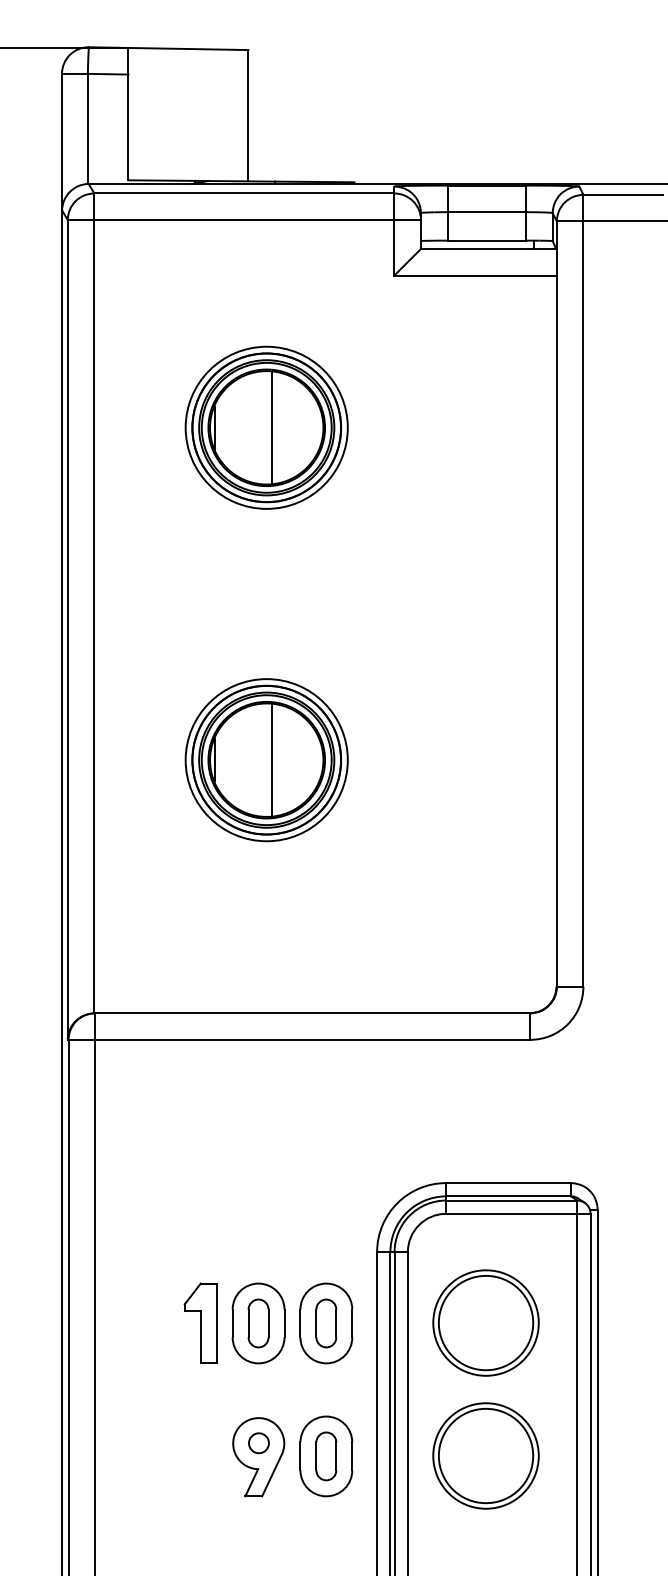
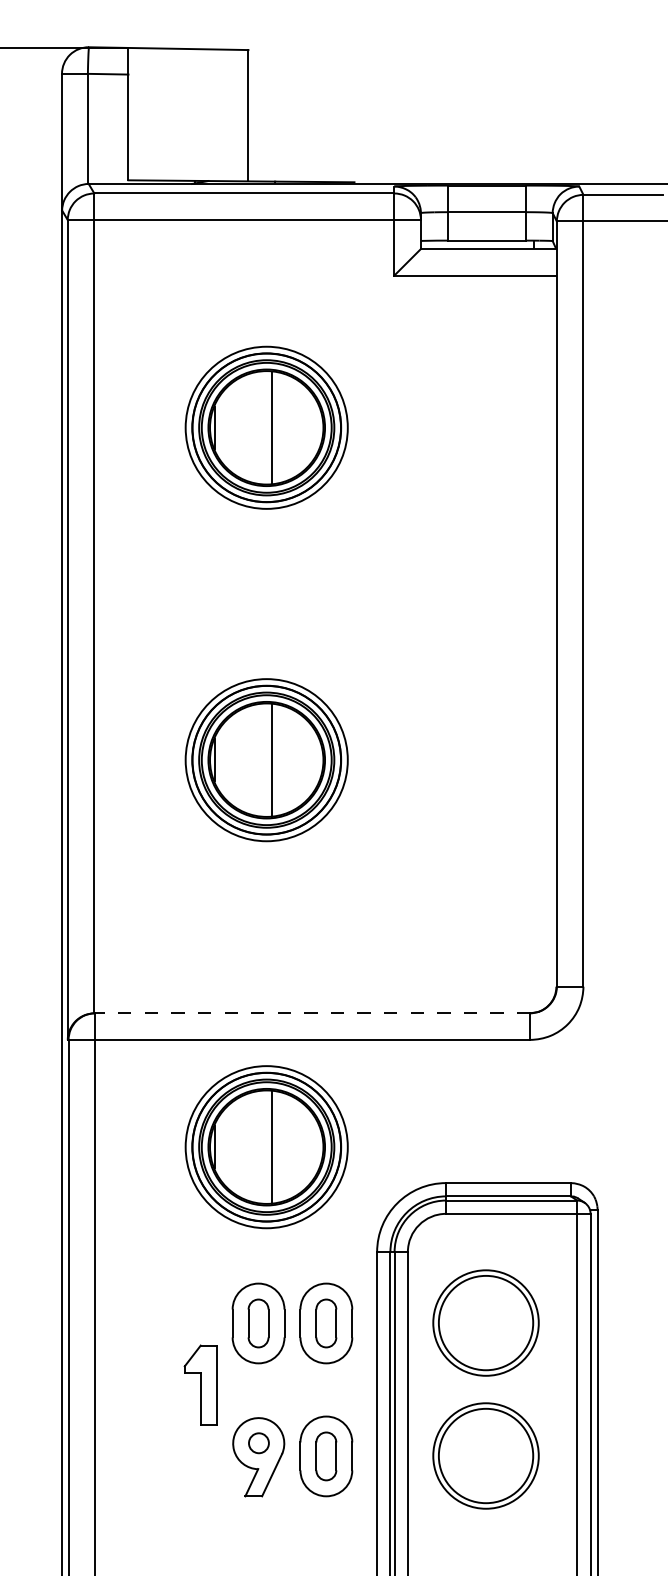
line: solid -> dashed (312, 1013)
part: none -> present (266, 1147)
part position: (200, 1322) -> (200, 1384) (200, 1384)
